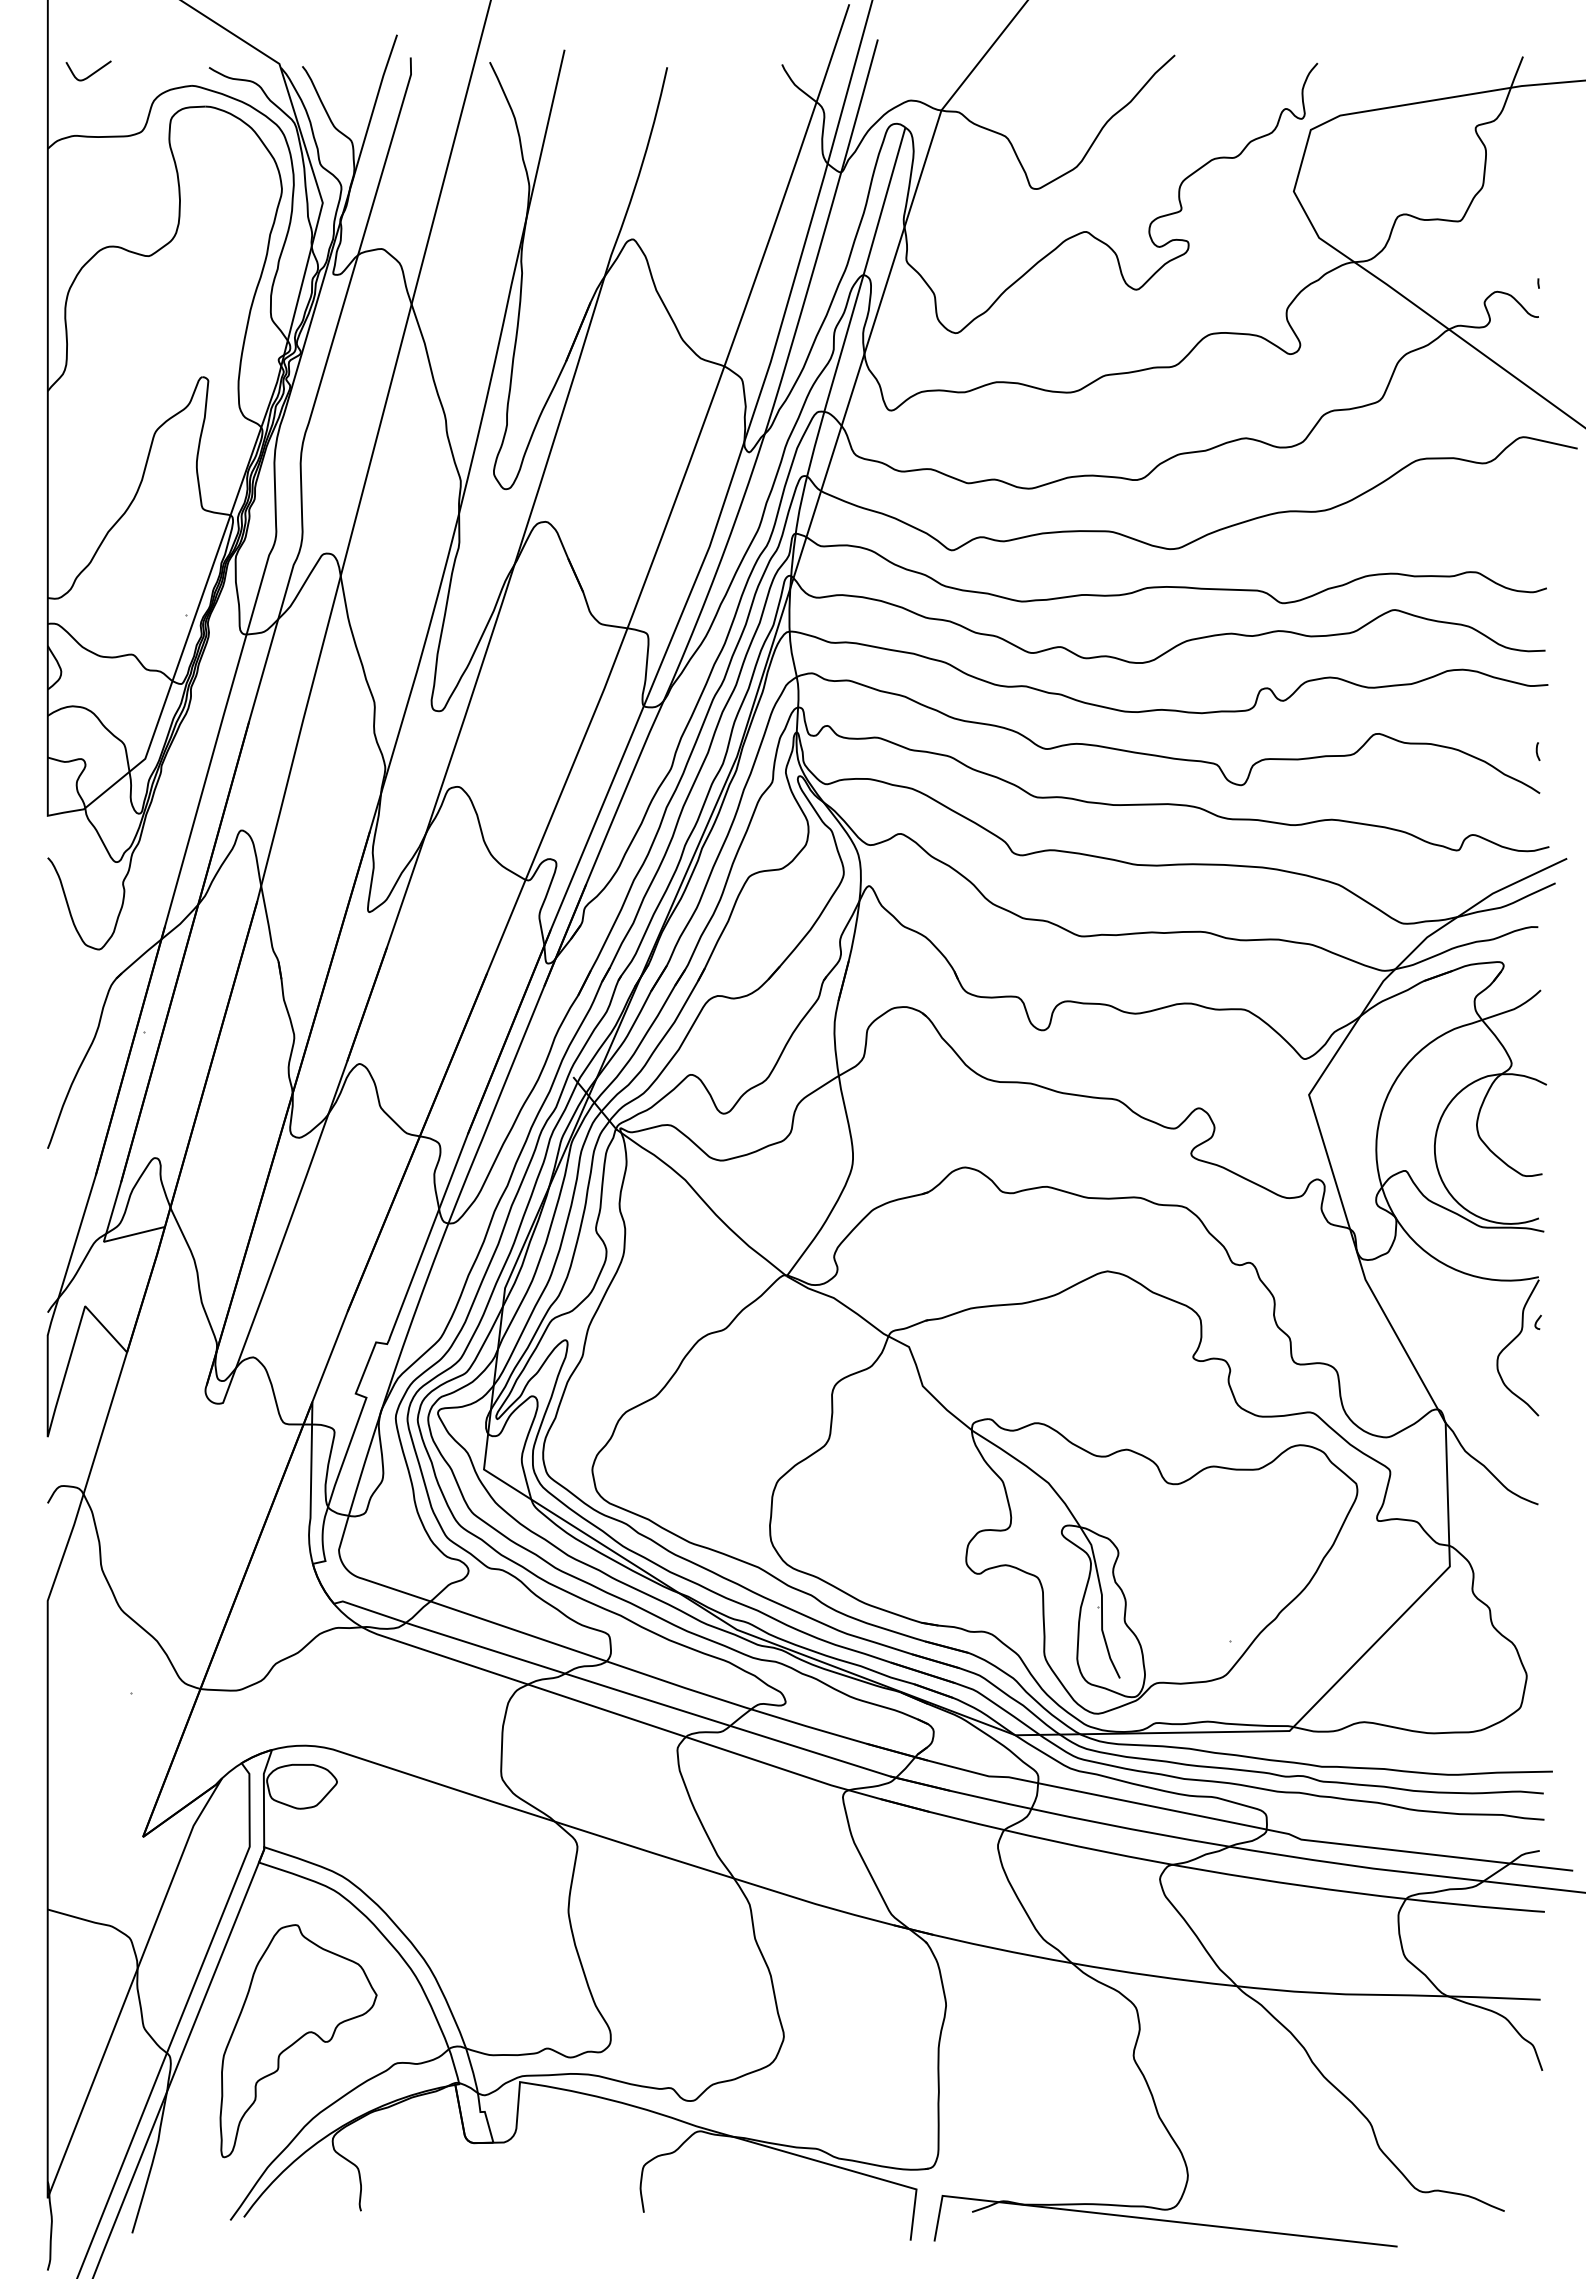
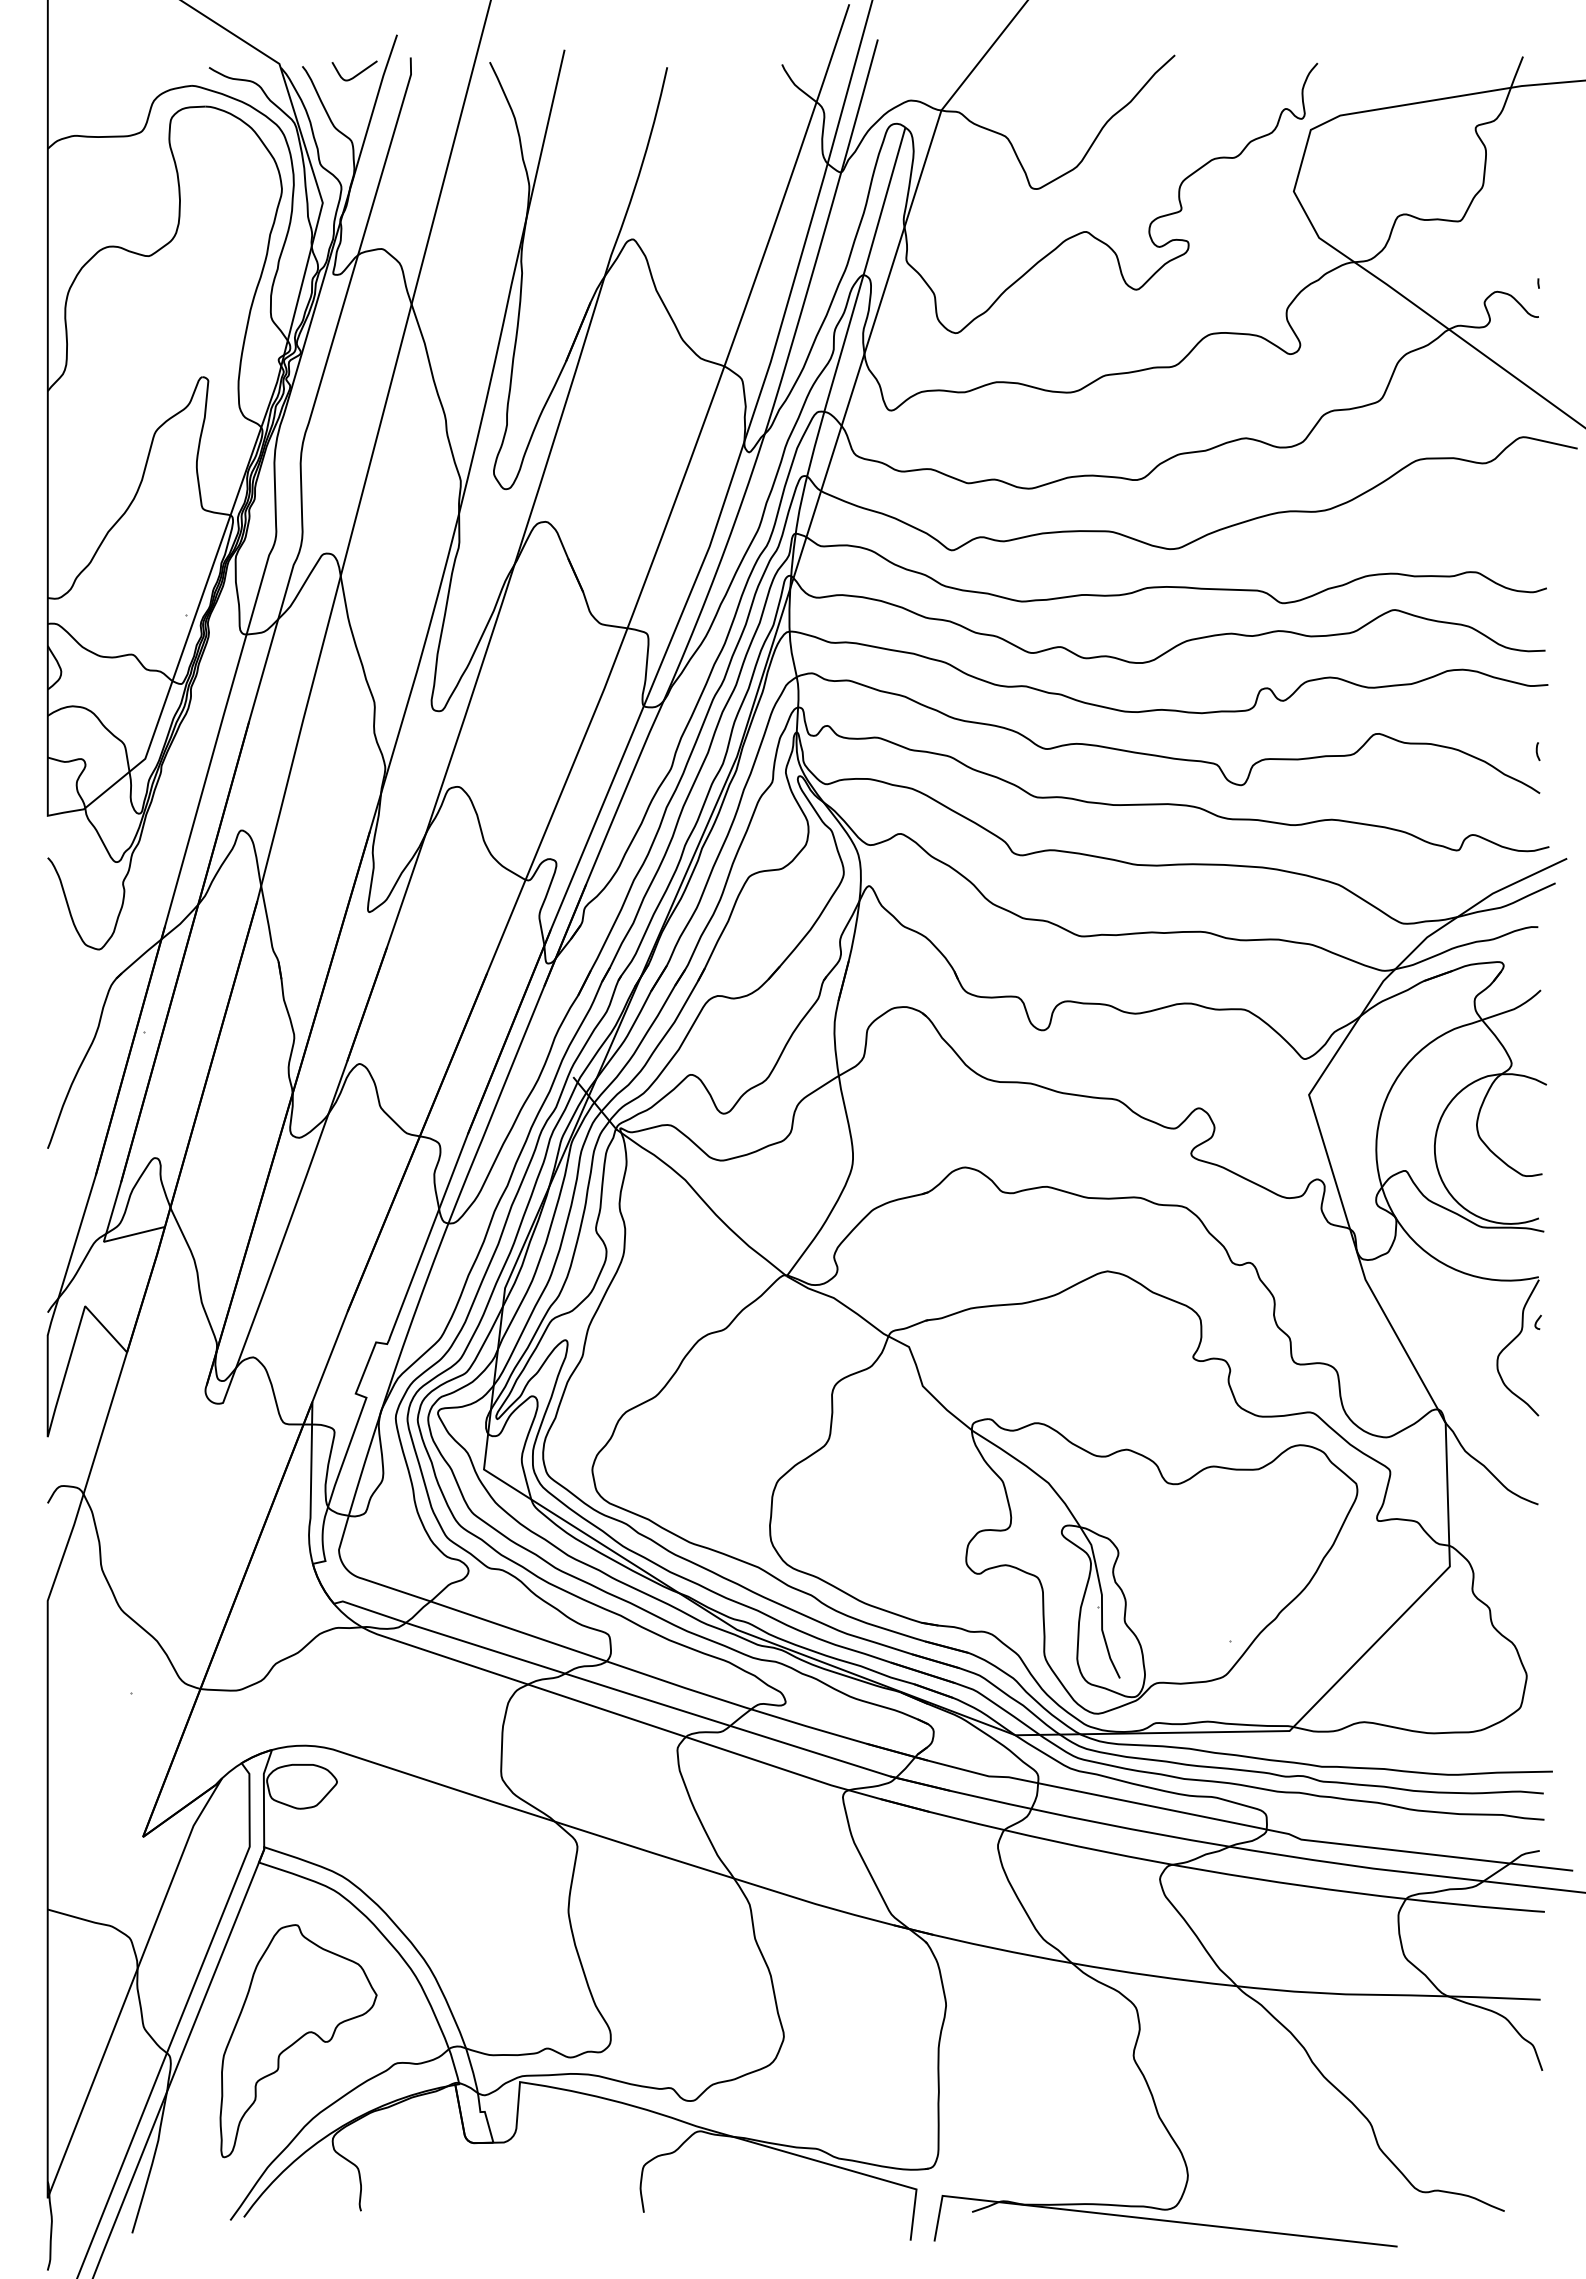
curve position: (91, 73) -> (357, 73) (357, 73)
